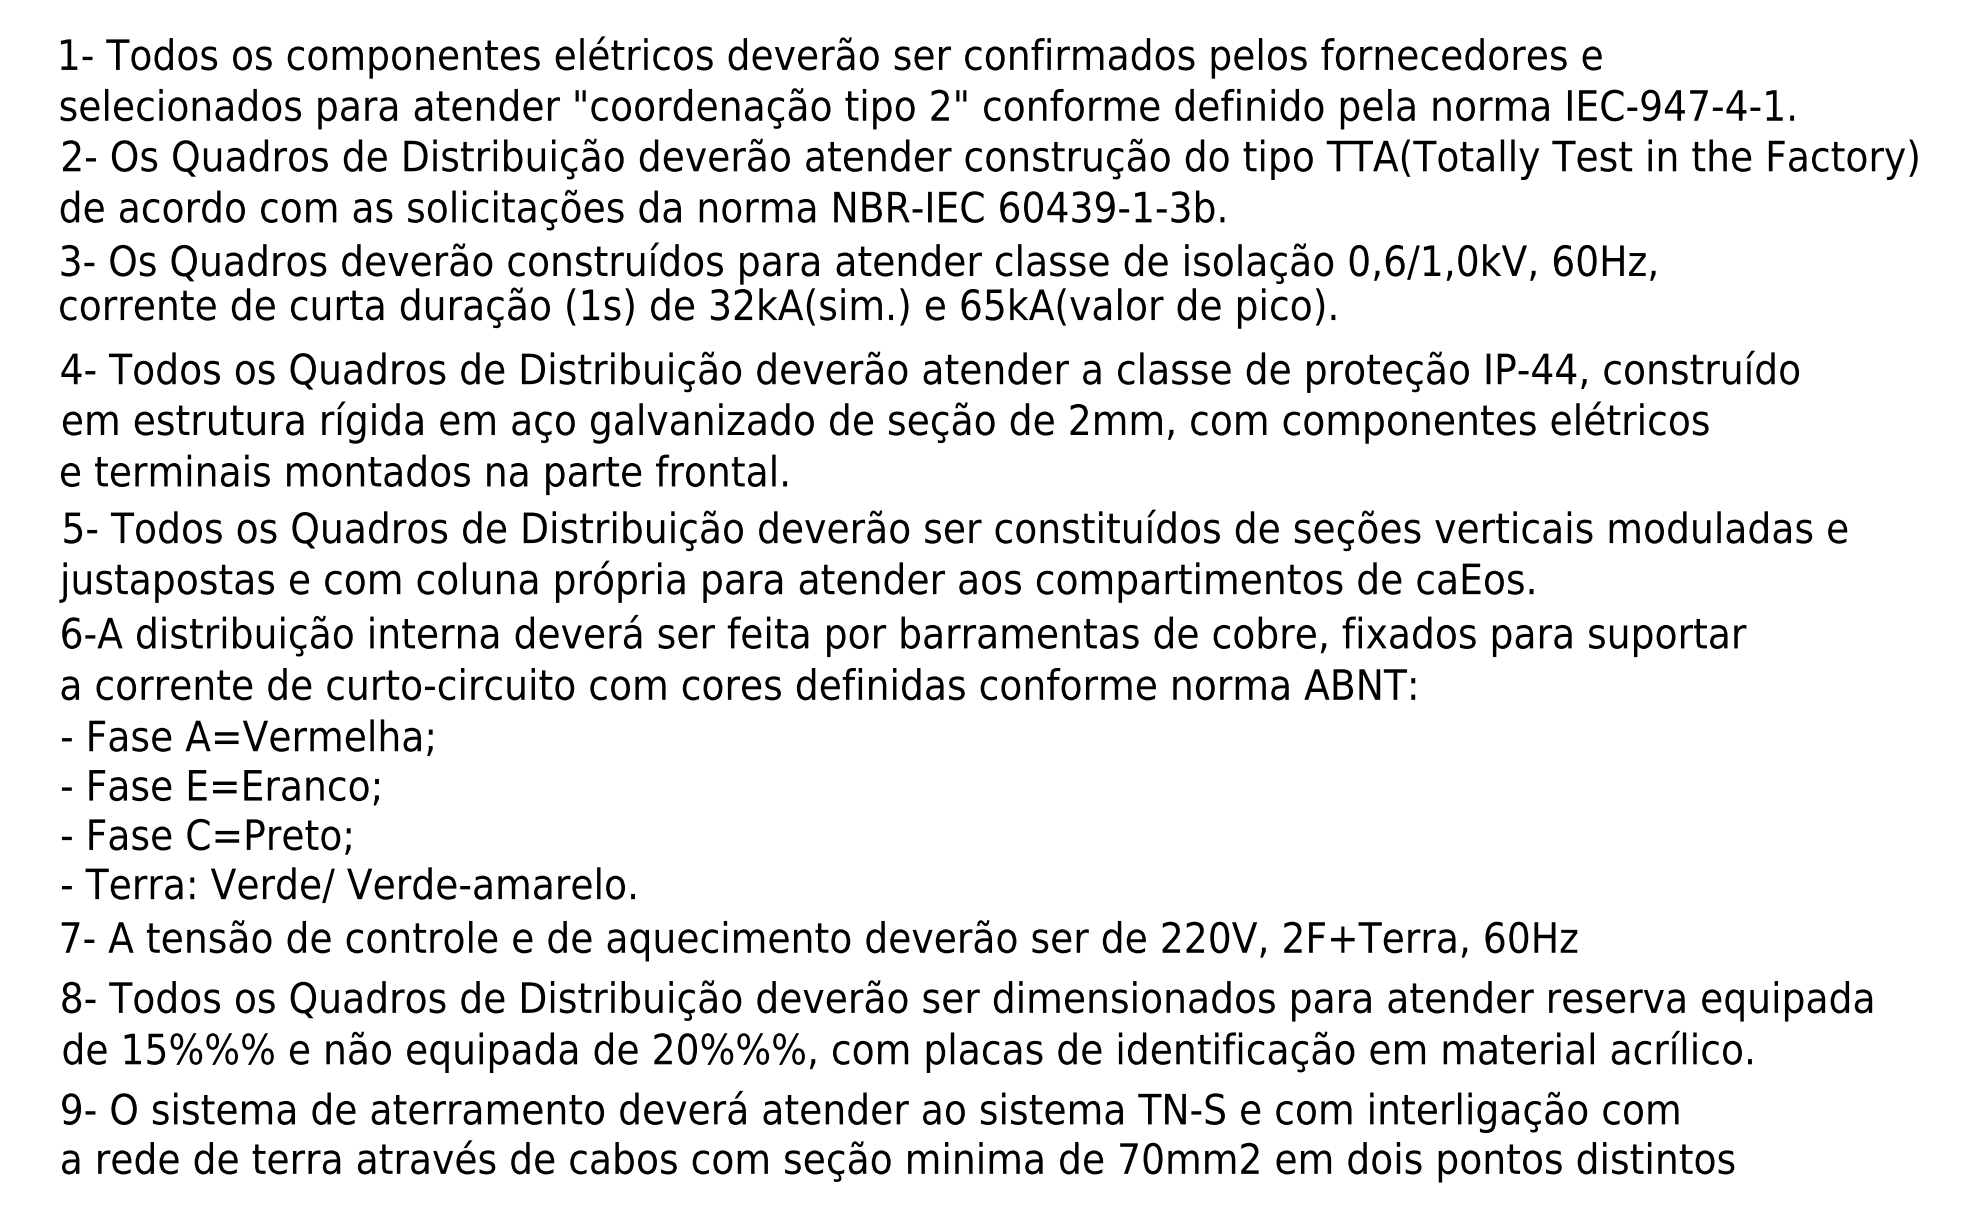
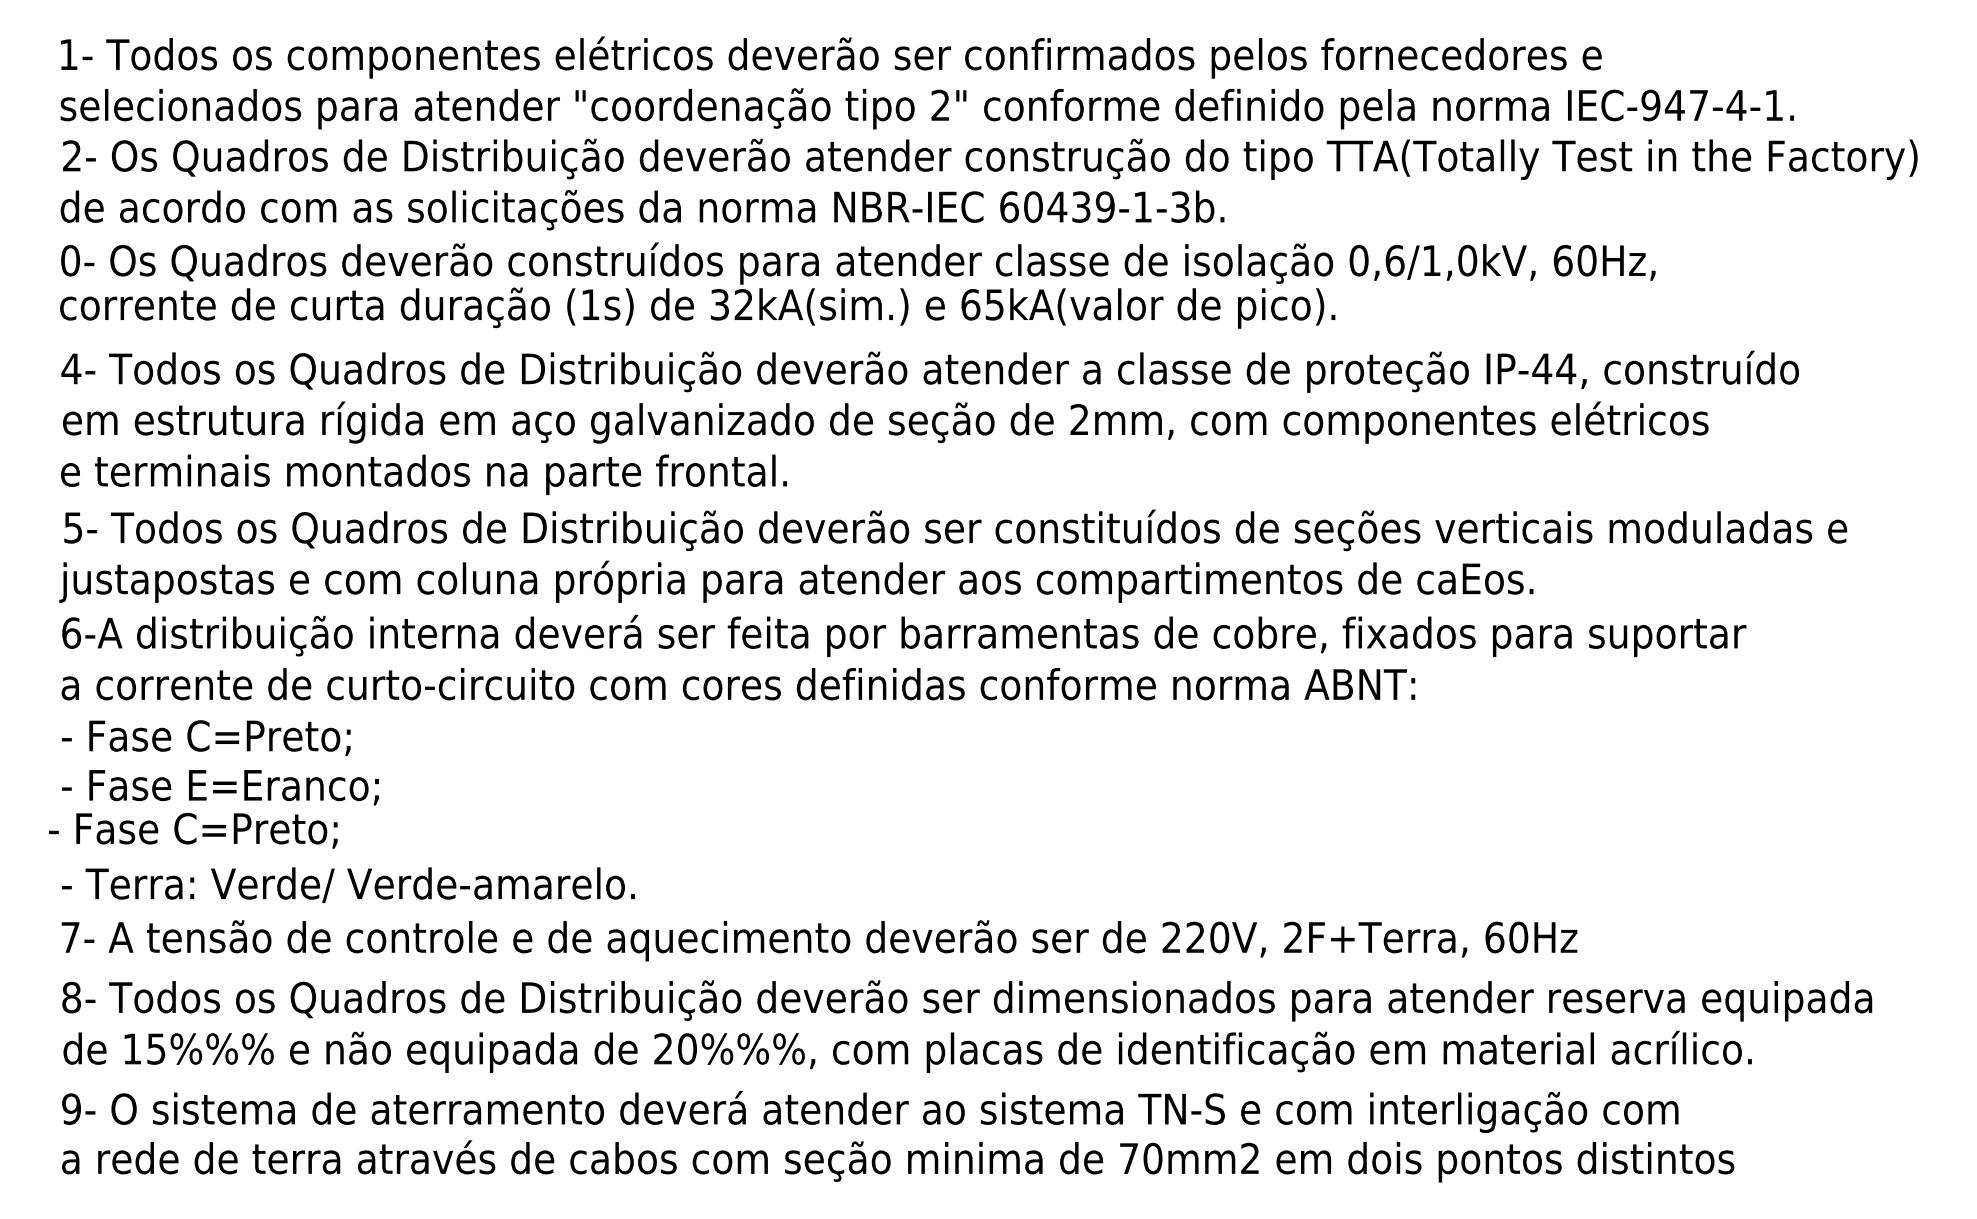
text: 3- -> 0- (70, 260)
text: - Fase A=Vermelha; -> - Fase C=Preto; (308, 737)
text position: (206, 836) -> (193, 830) (193, 830)
